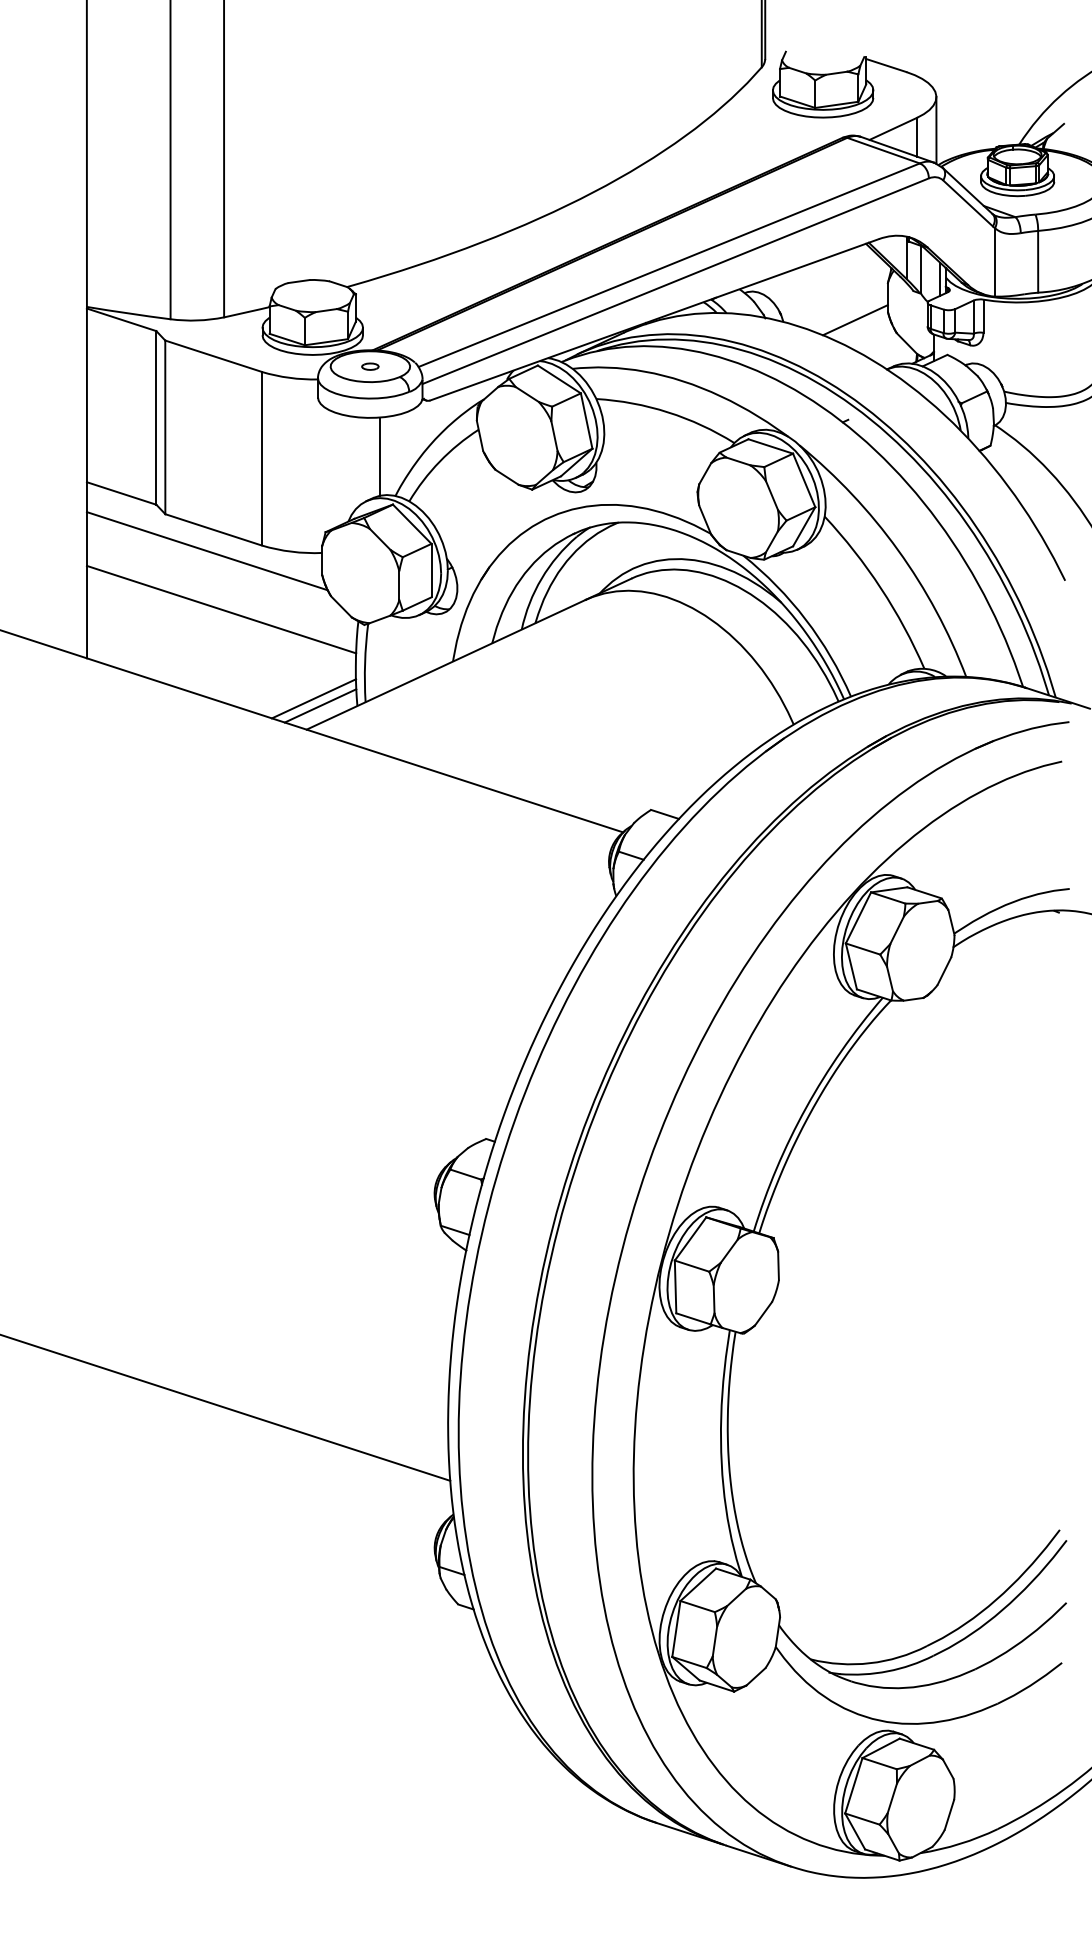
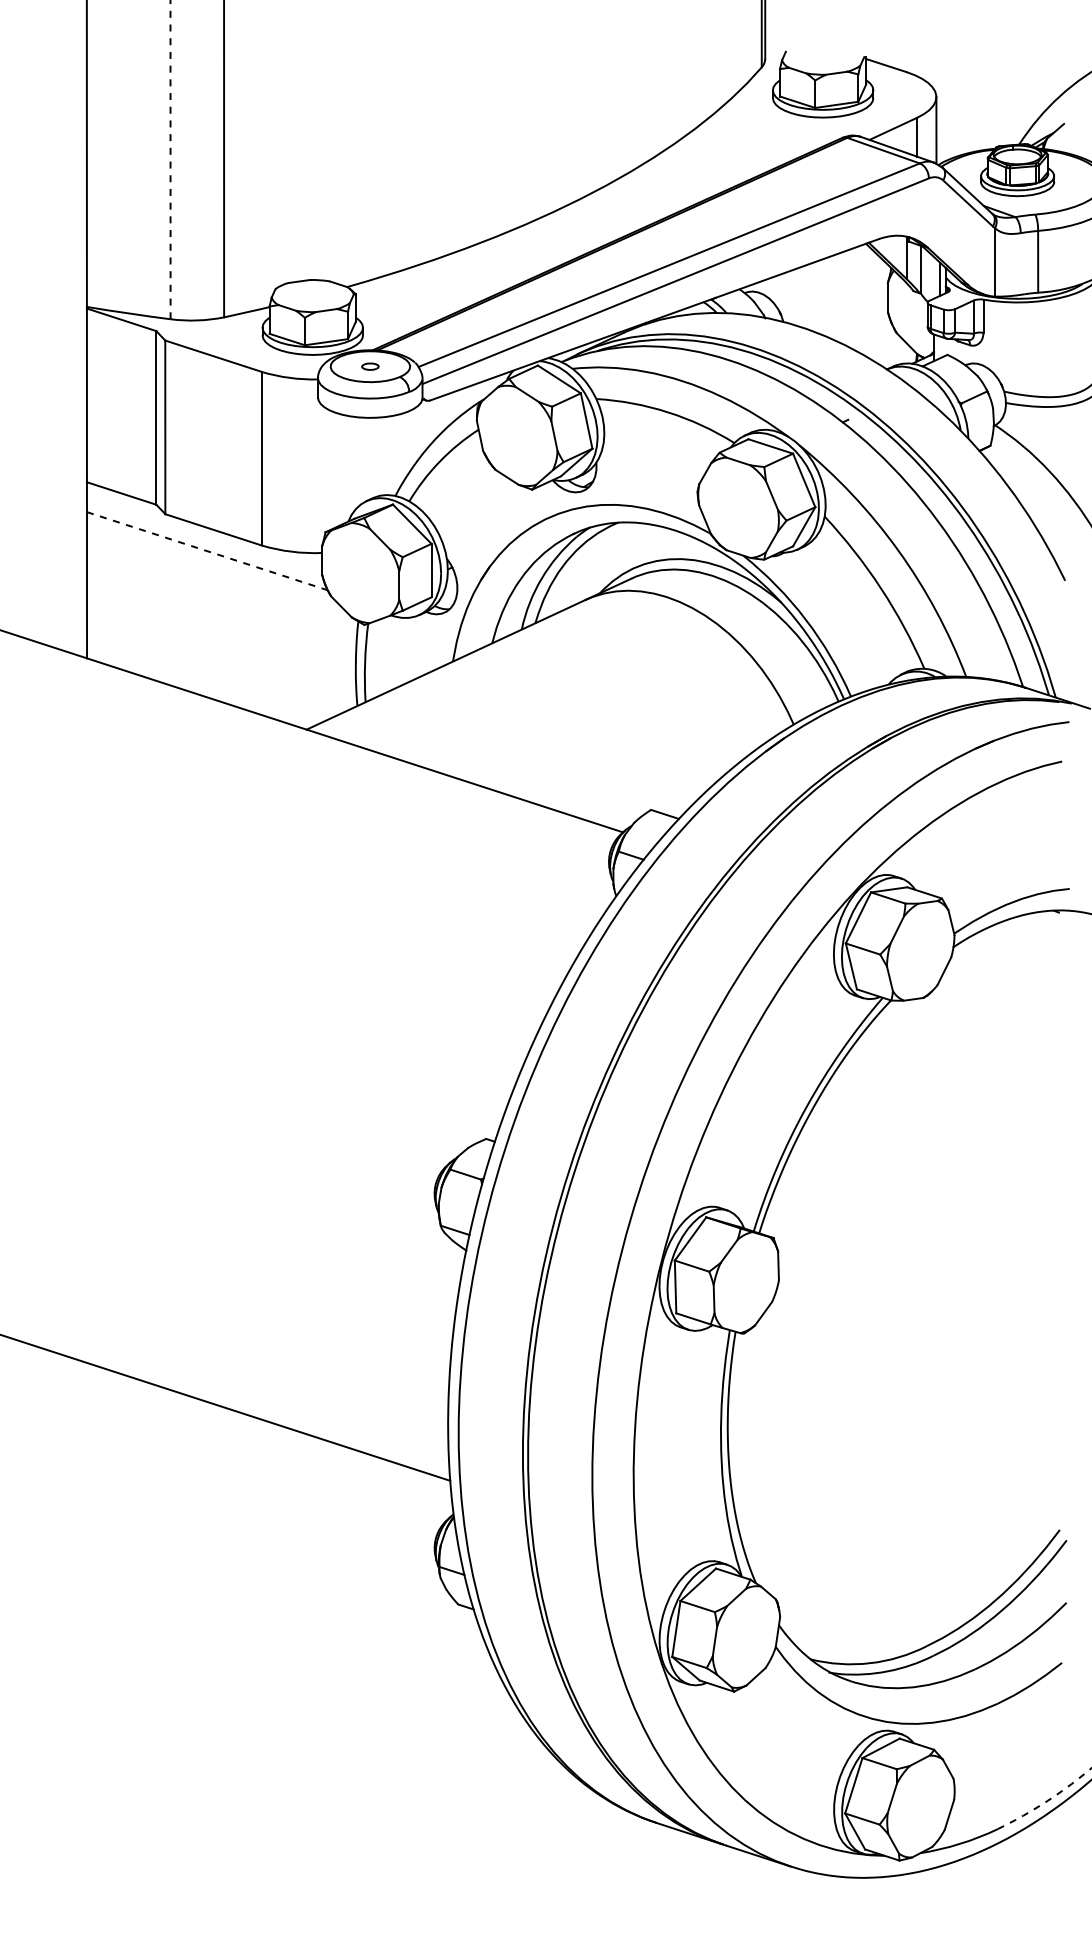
line: solid -> dashed (170, 159)
line: present -> none (855, 320)
line: present -> none (379, 456)
line: solid -> dashed (207, 551)
line: present -> none (221, 609)
line: present -> none (313, 698)
line: present -> none (320, 705)
arc: solid -> dashed (1047, 1801)
